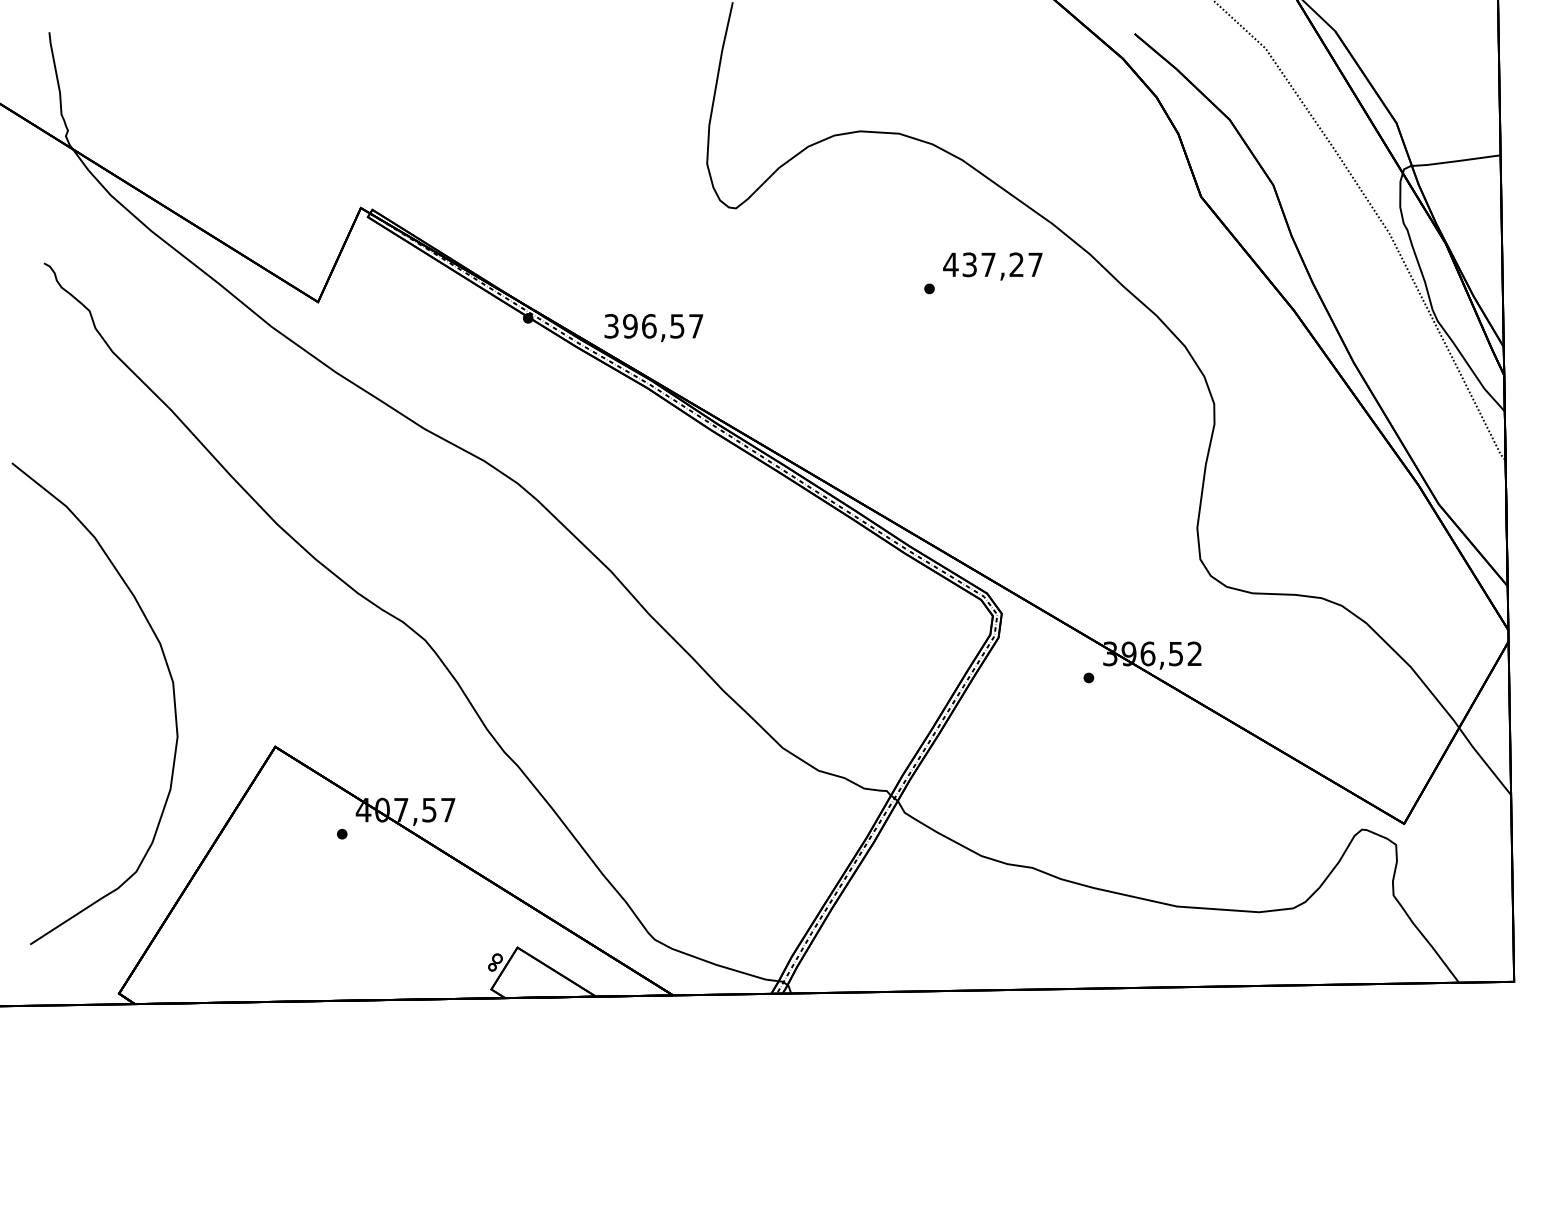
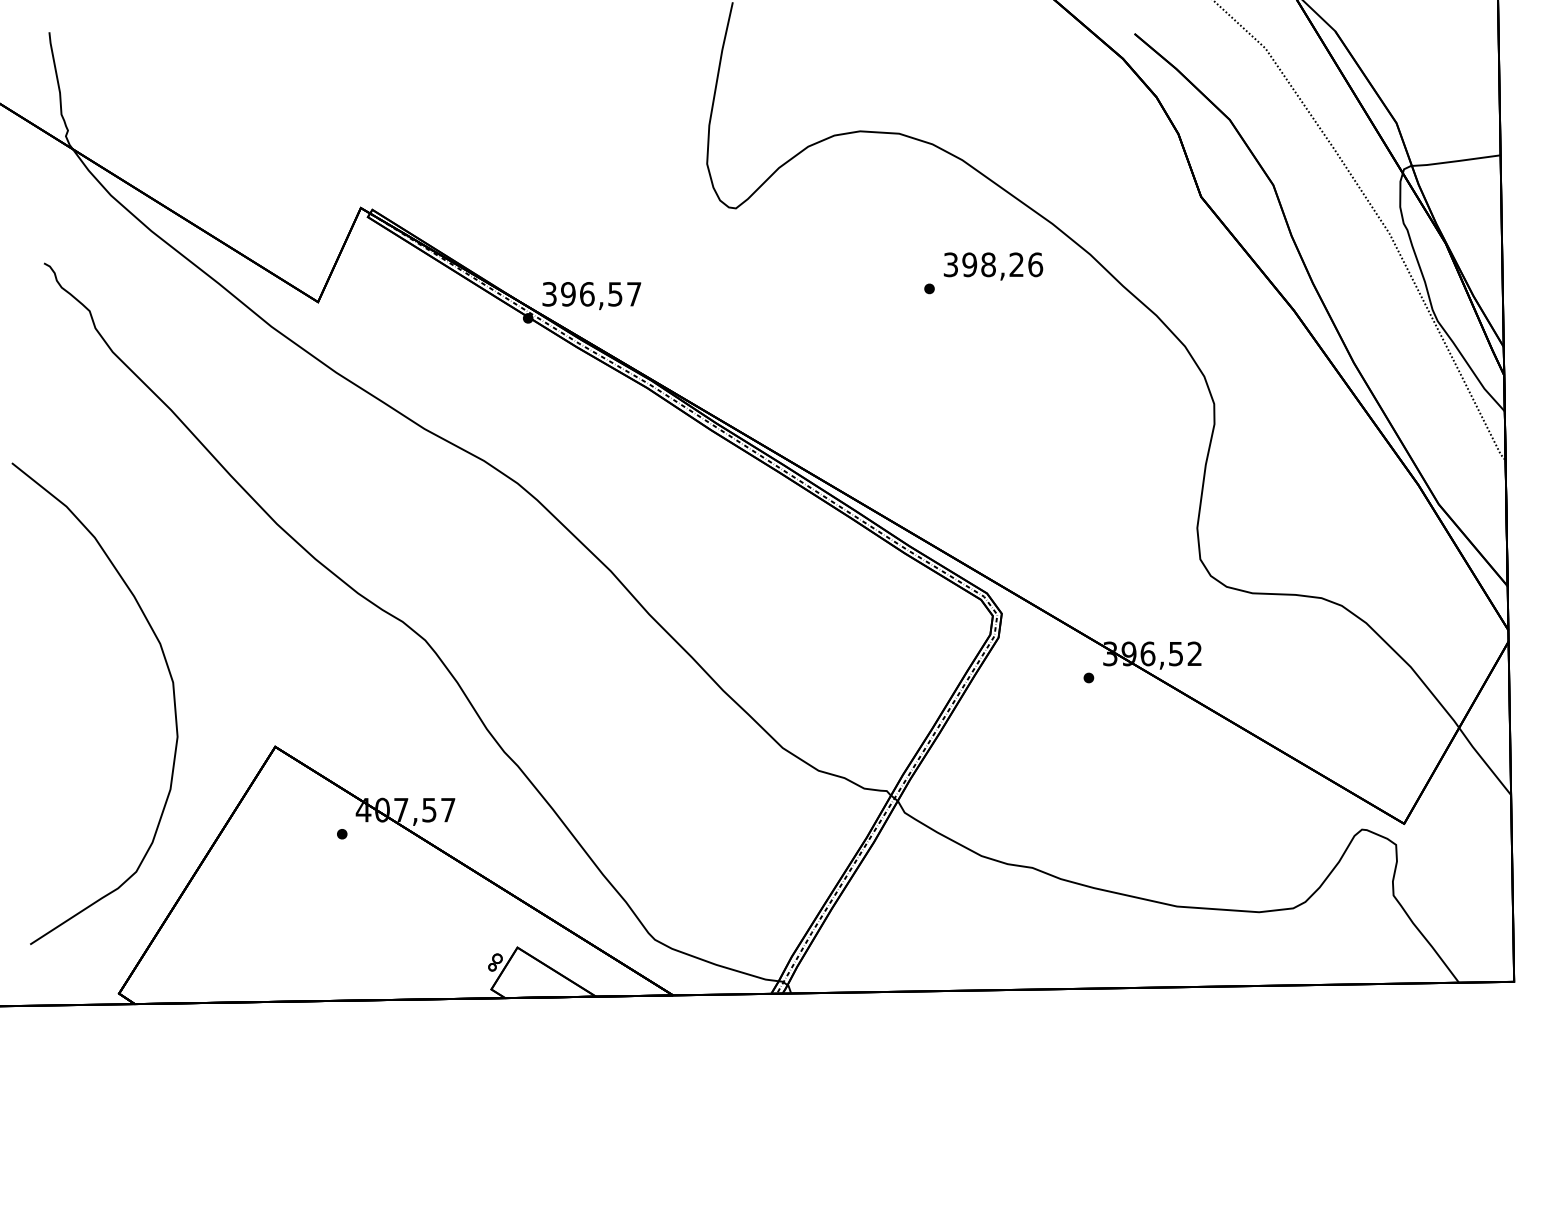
text: 437,27 -> 398,26 (993, 264)
text position: (653, 327) -> (591, 295) (591, 295)
